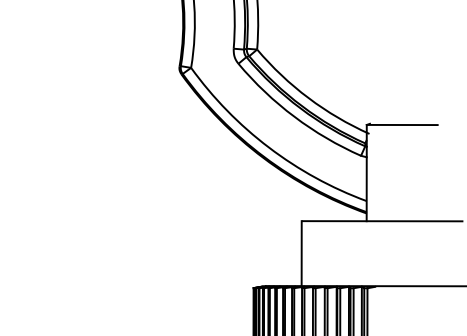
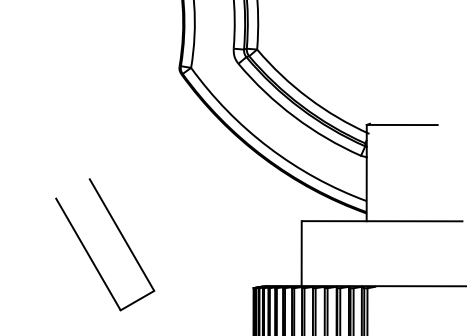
part: none -> present (121, 236)
